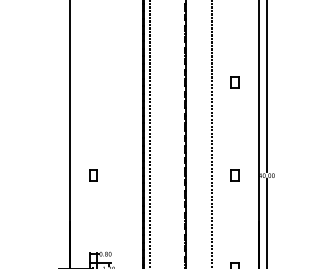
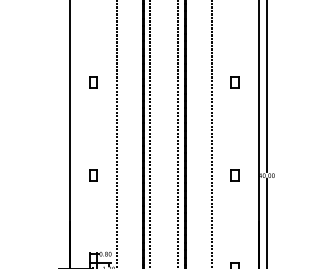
part: none -> present (93, 82)
line: none -> present (116, 133)
line: none -> present (178, 133)
line: dashed -> solid (184, 134)
